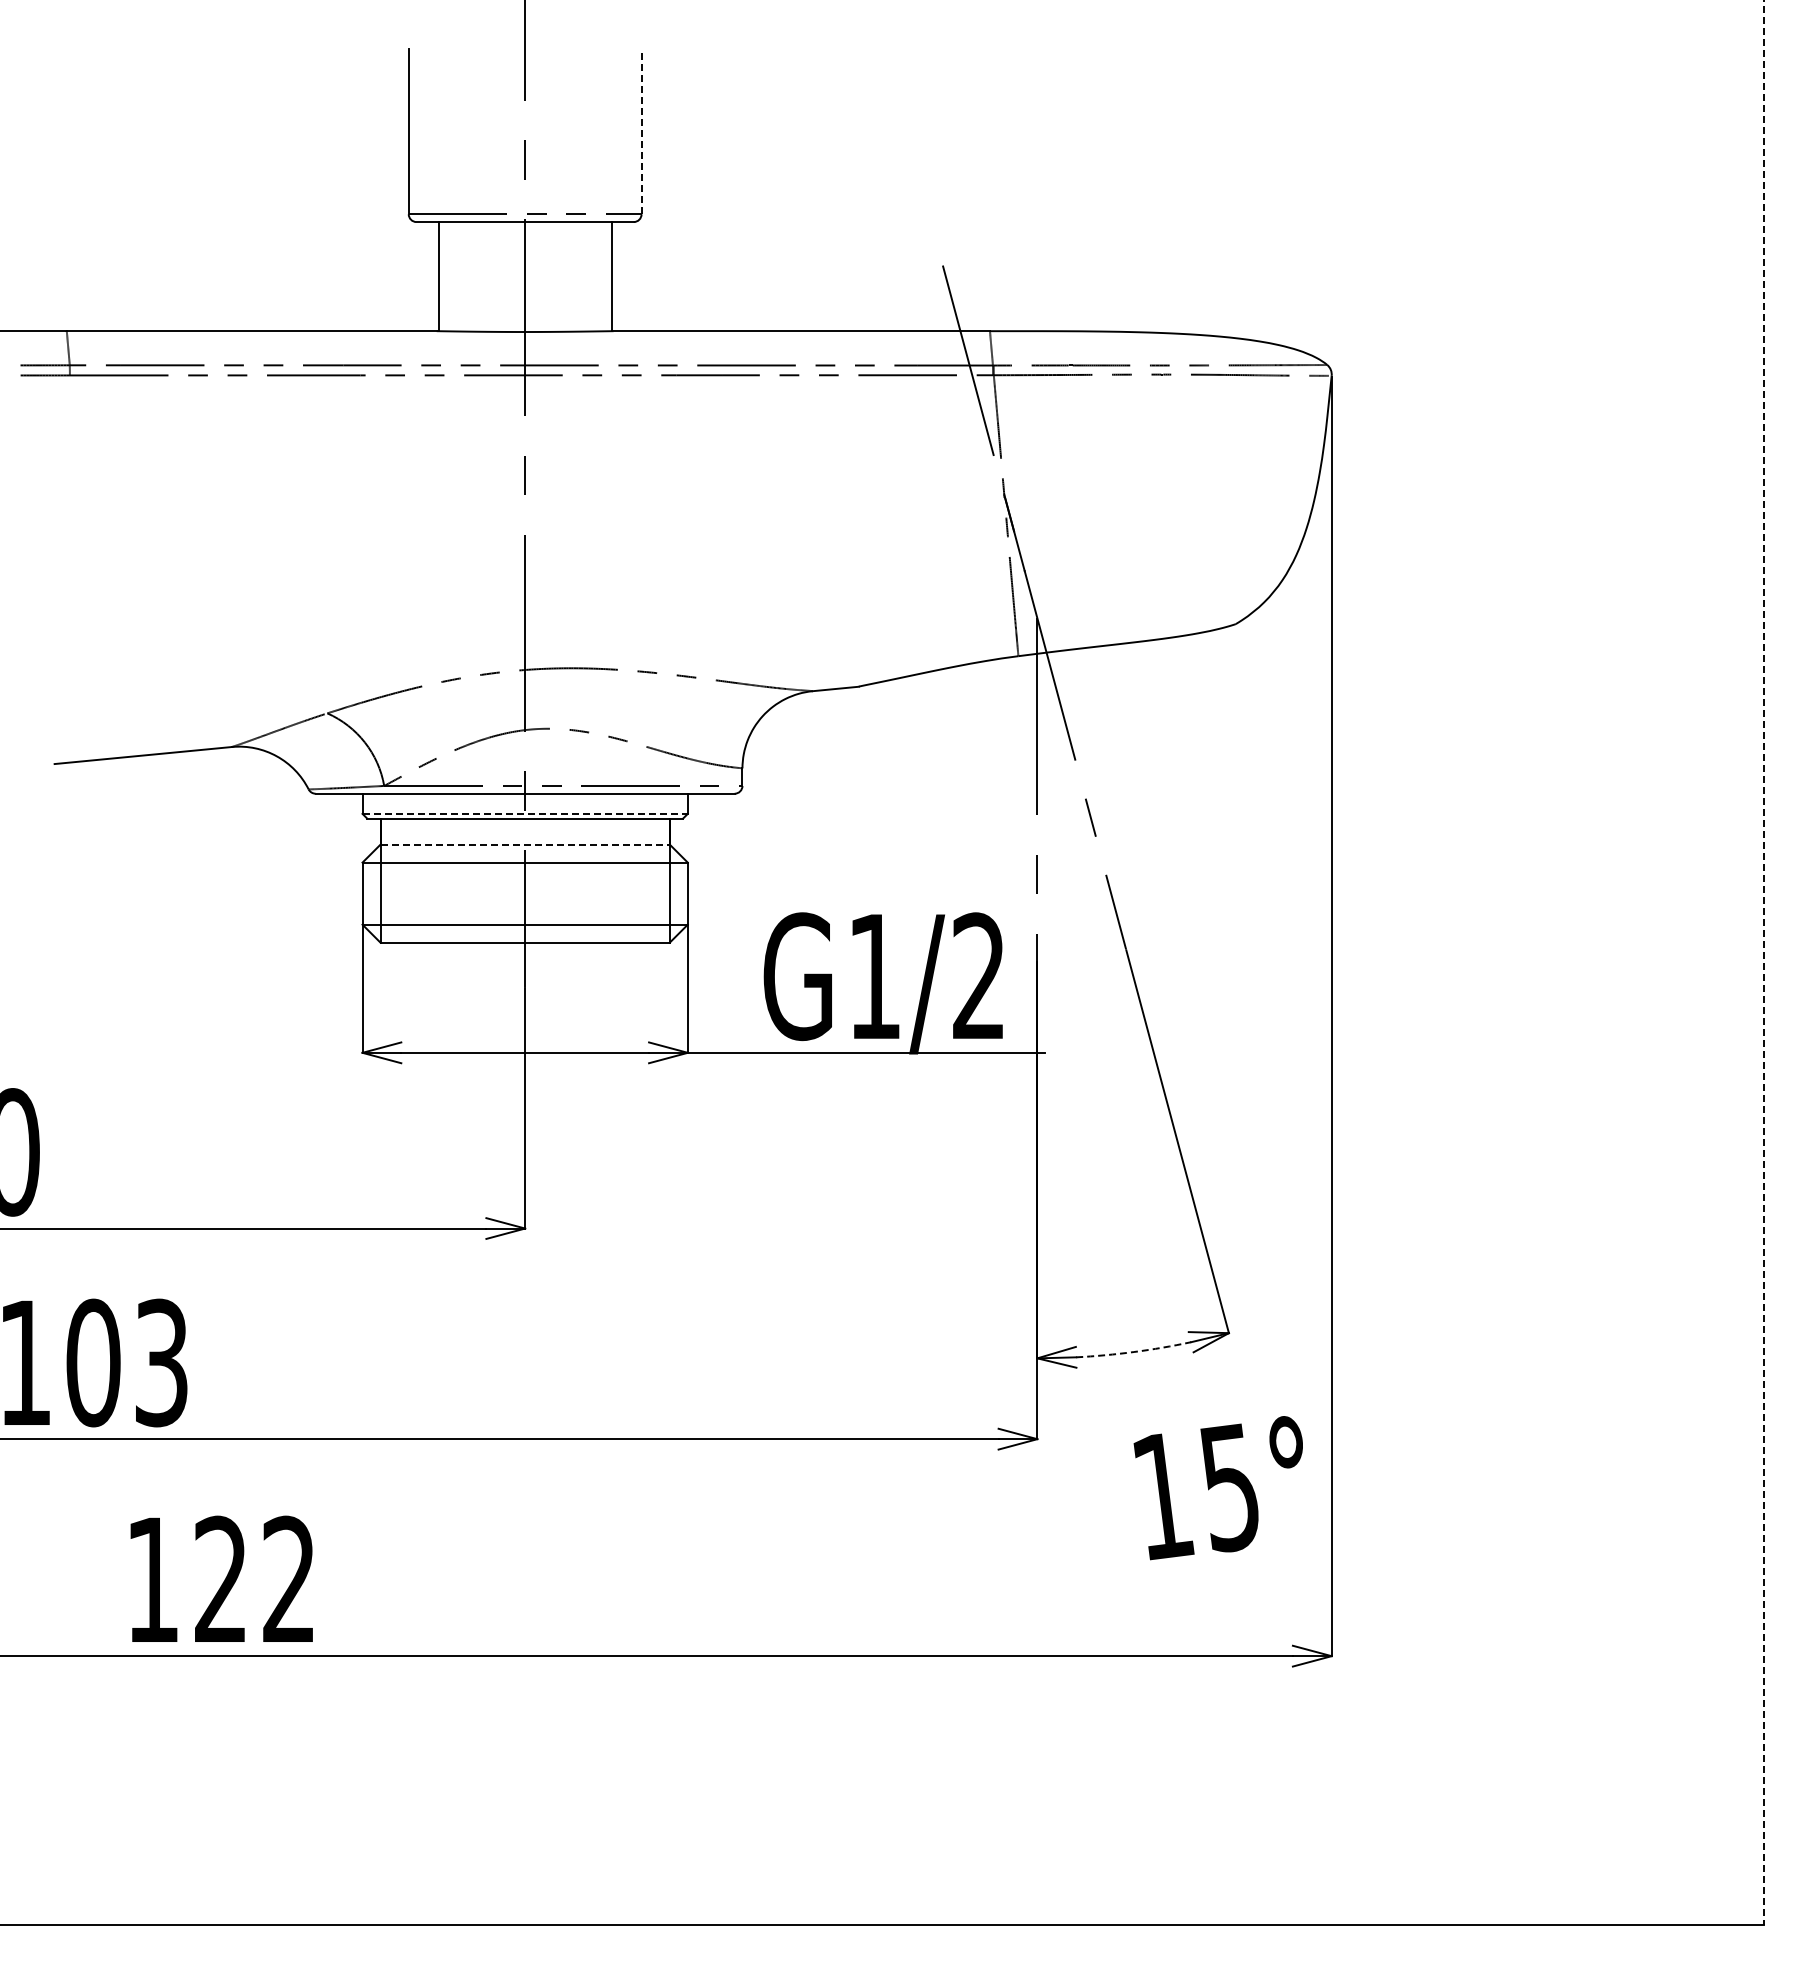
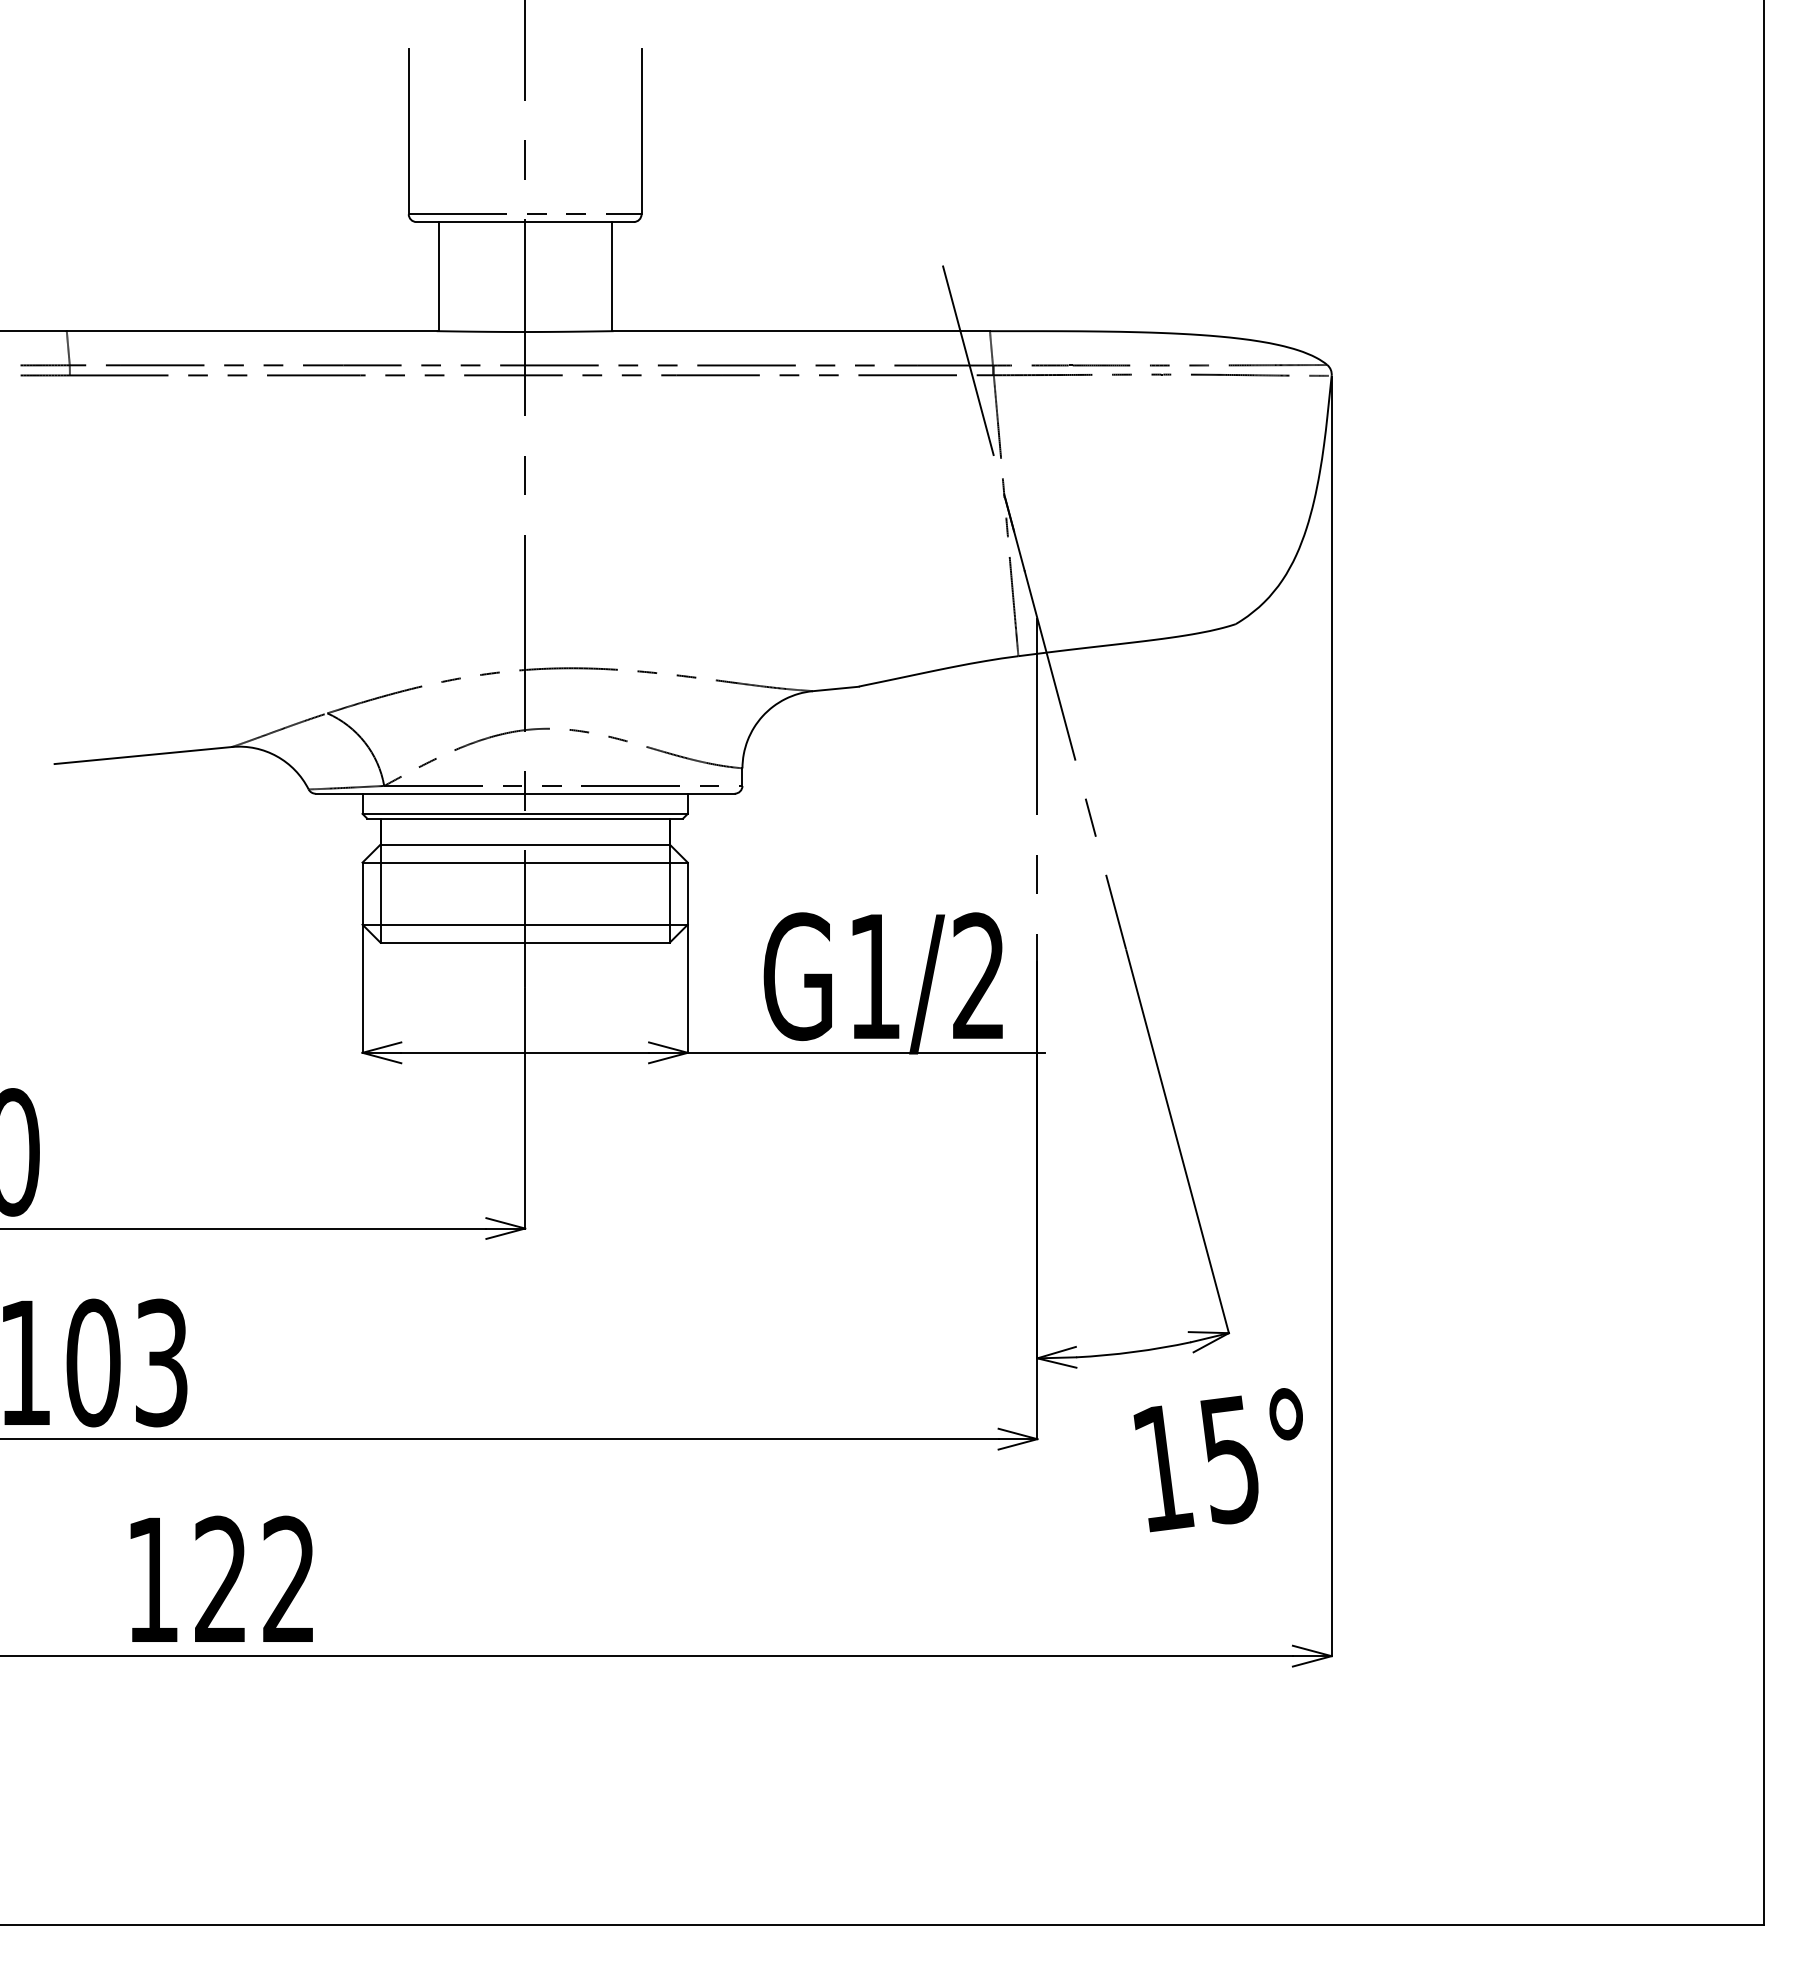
line: dashed -> solid (641, 131)
line: dashed -> solid (525, 813)
line: dashed -> solid (525, 844)
line: dashed -> solid (1764, 962)
arc: dashed -> solid (1133, 1352)
text position: (1217, 1488) -> (1217, 1460) (1217, 1460)
